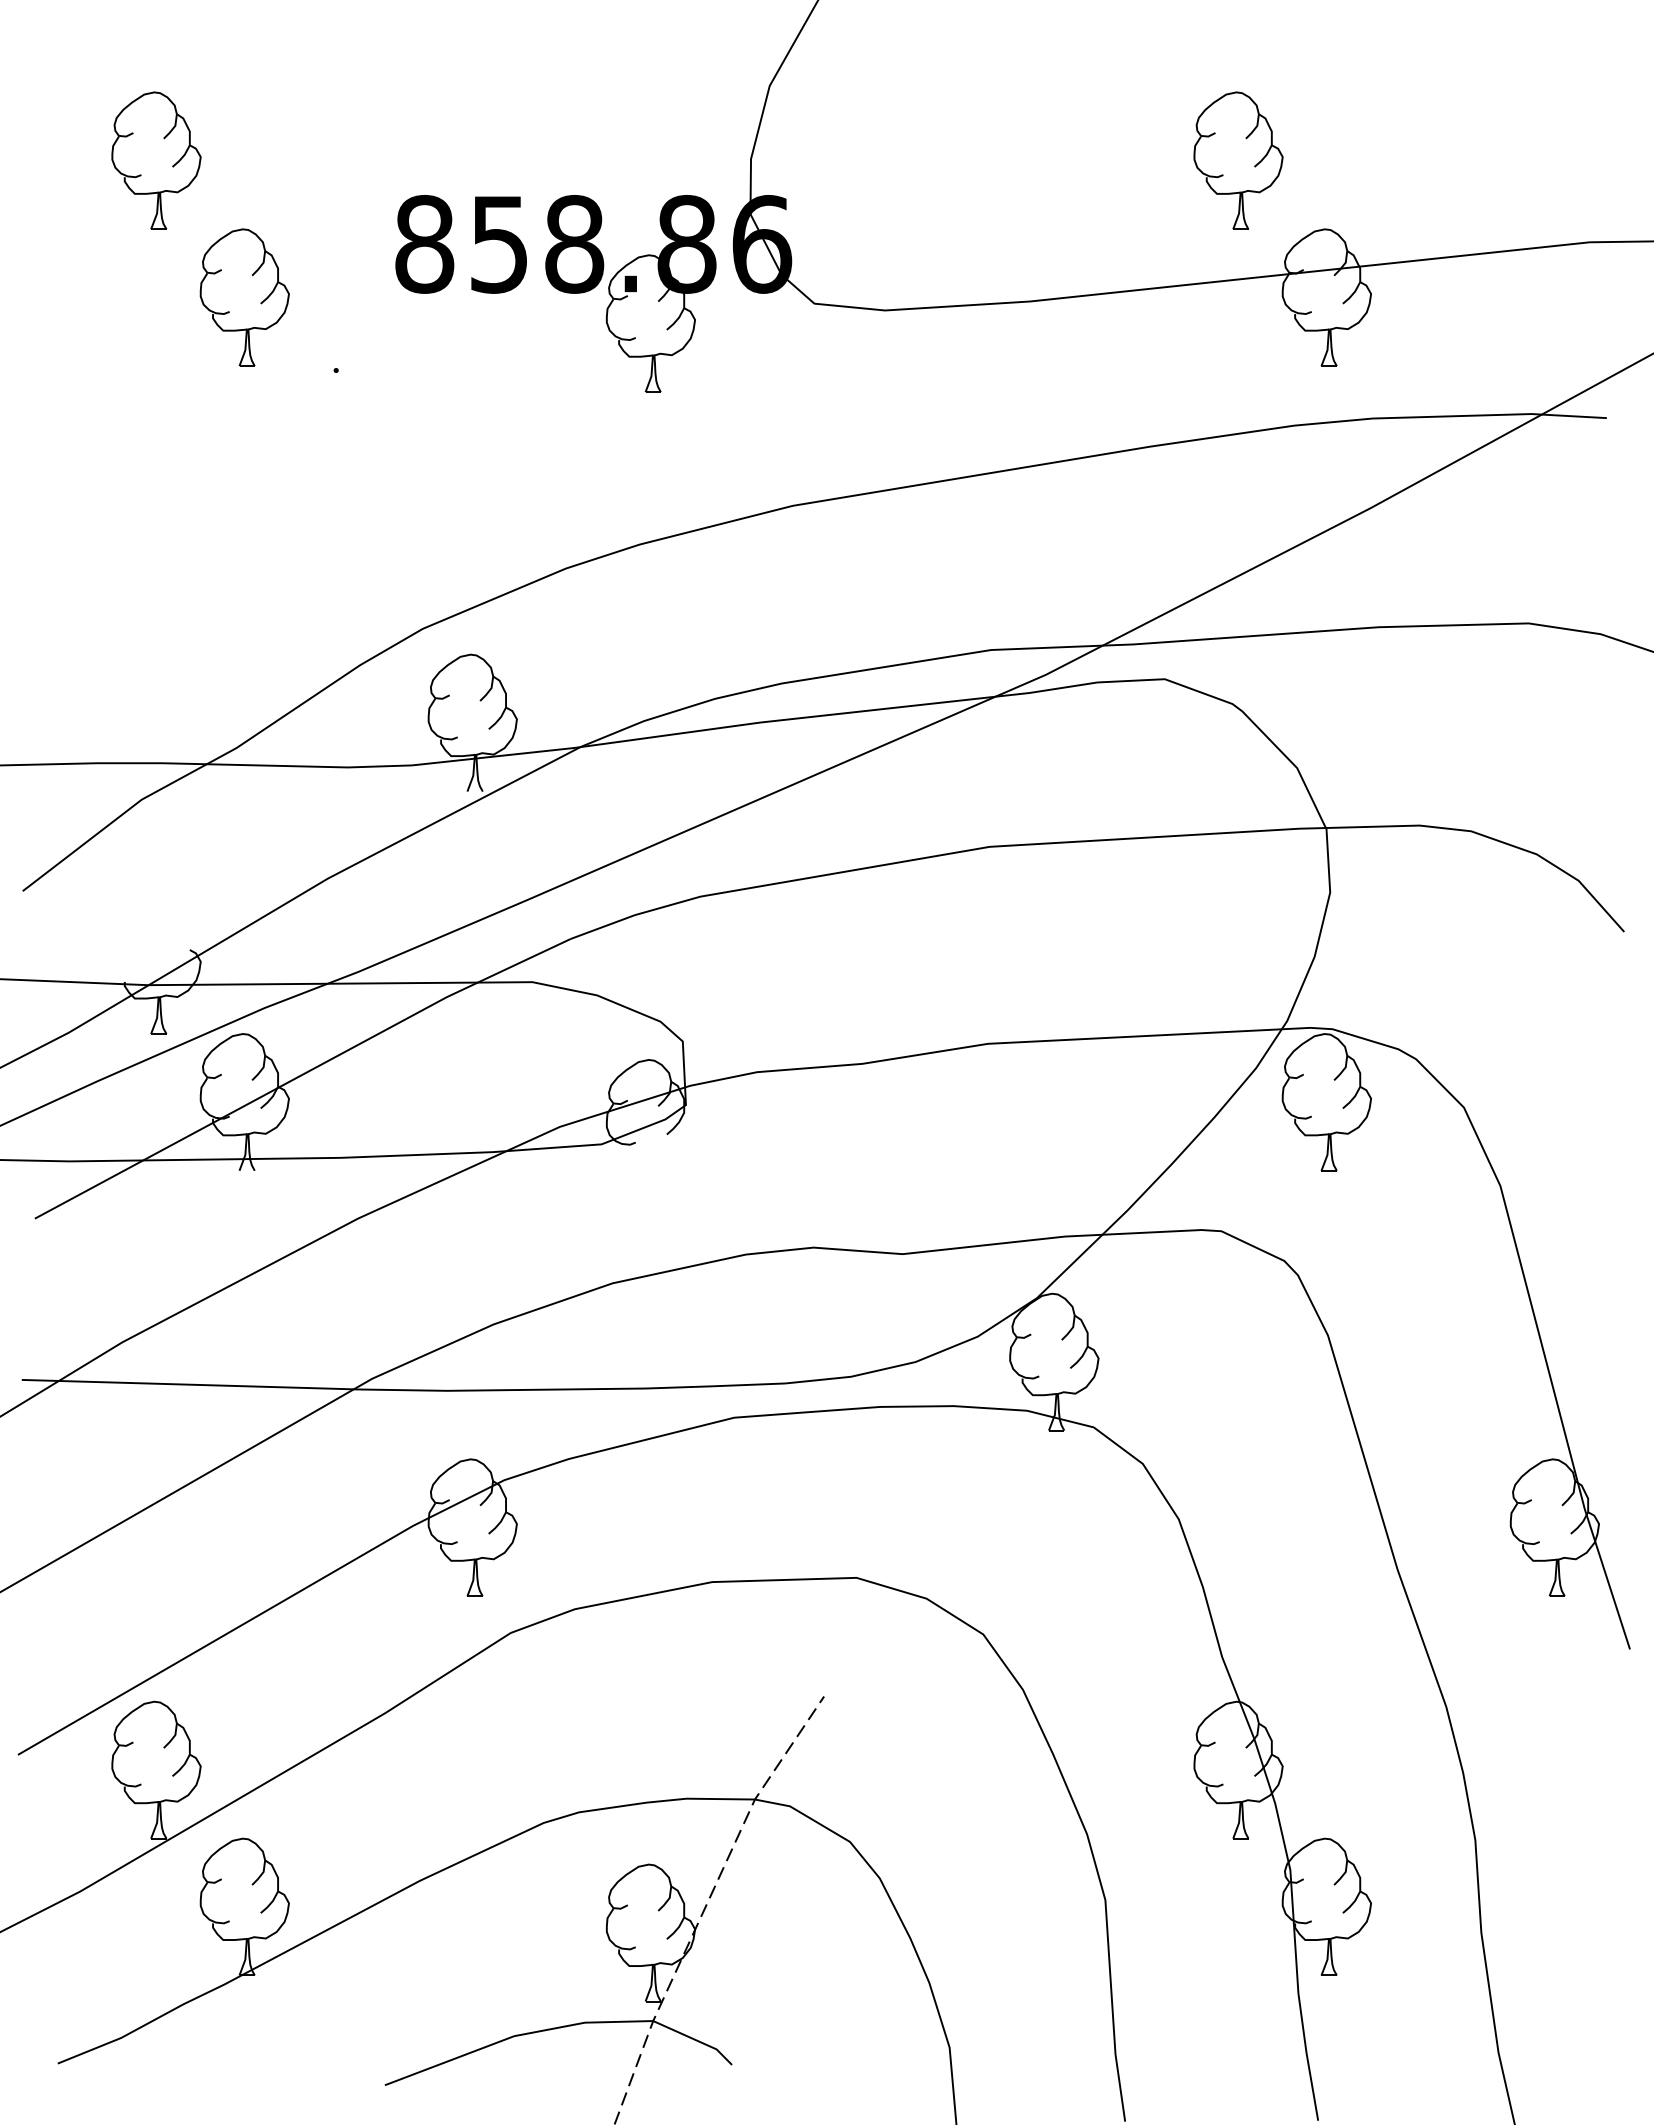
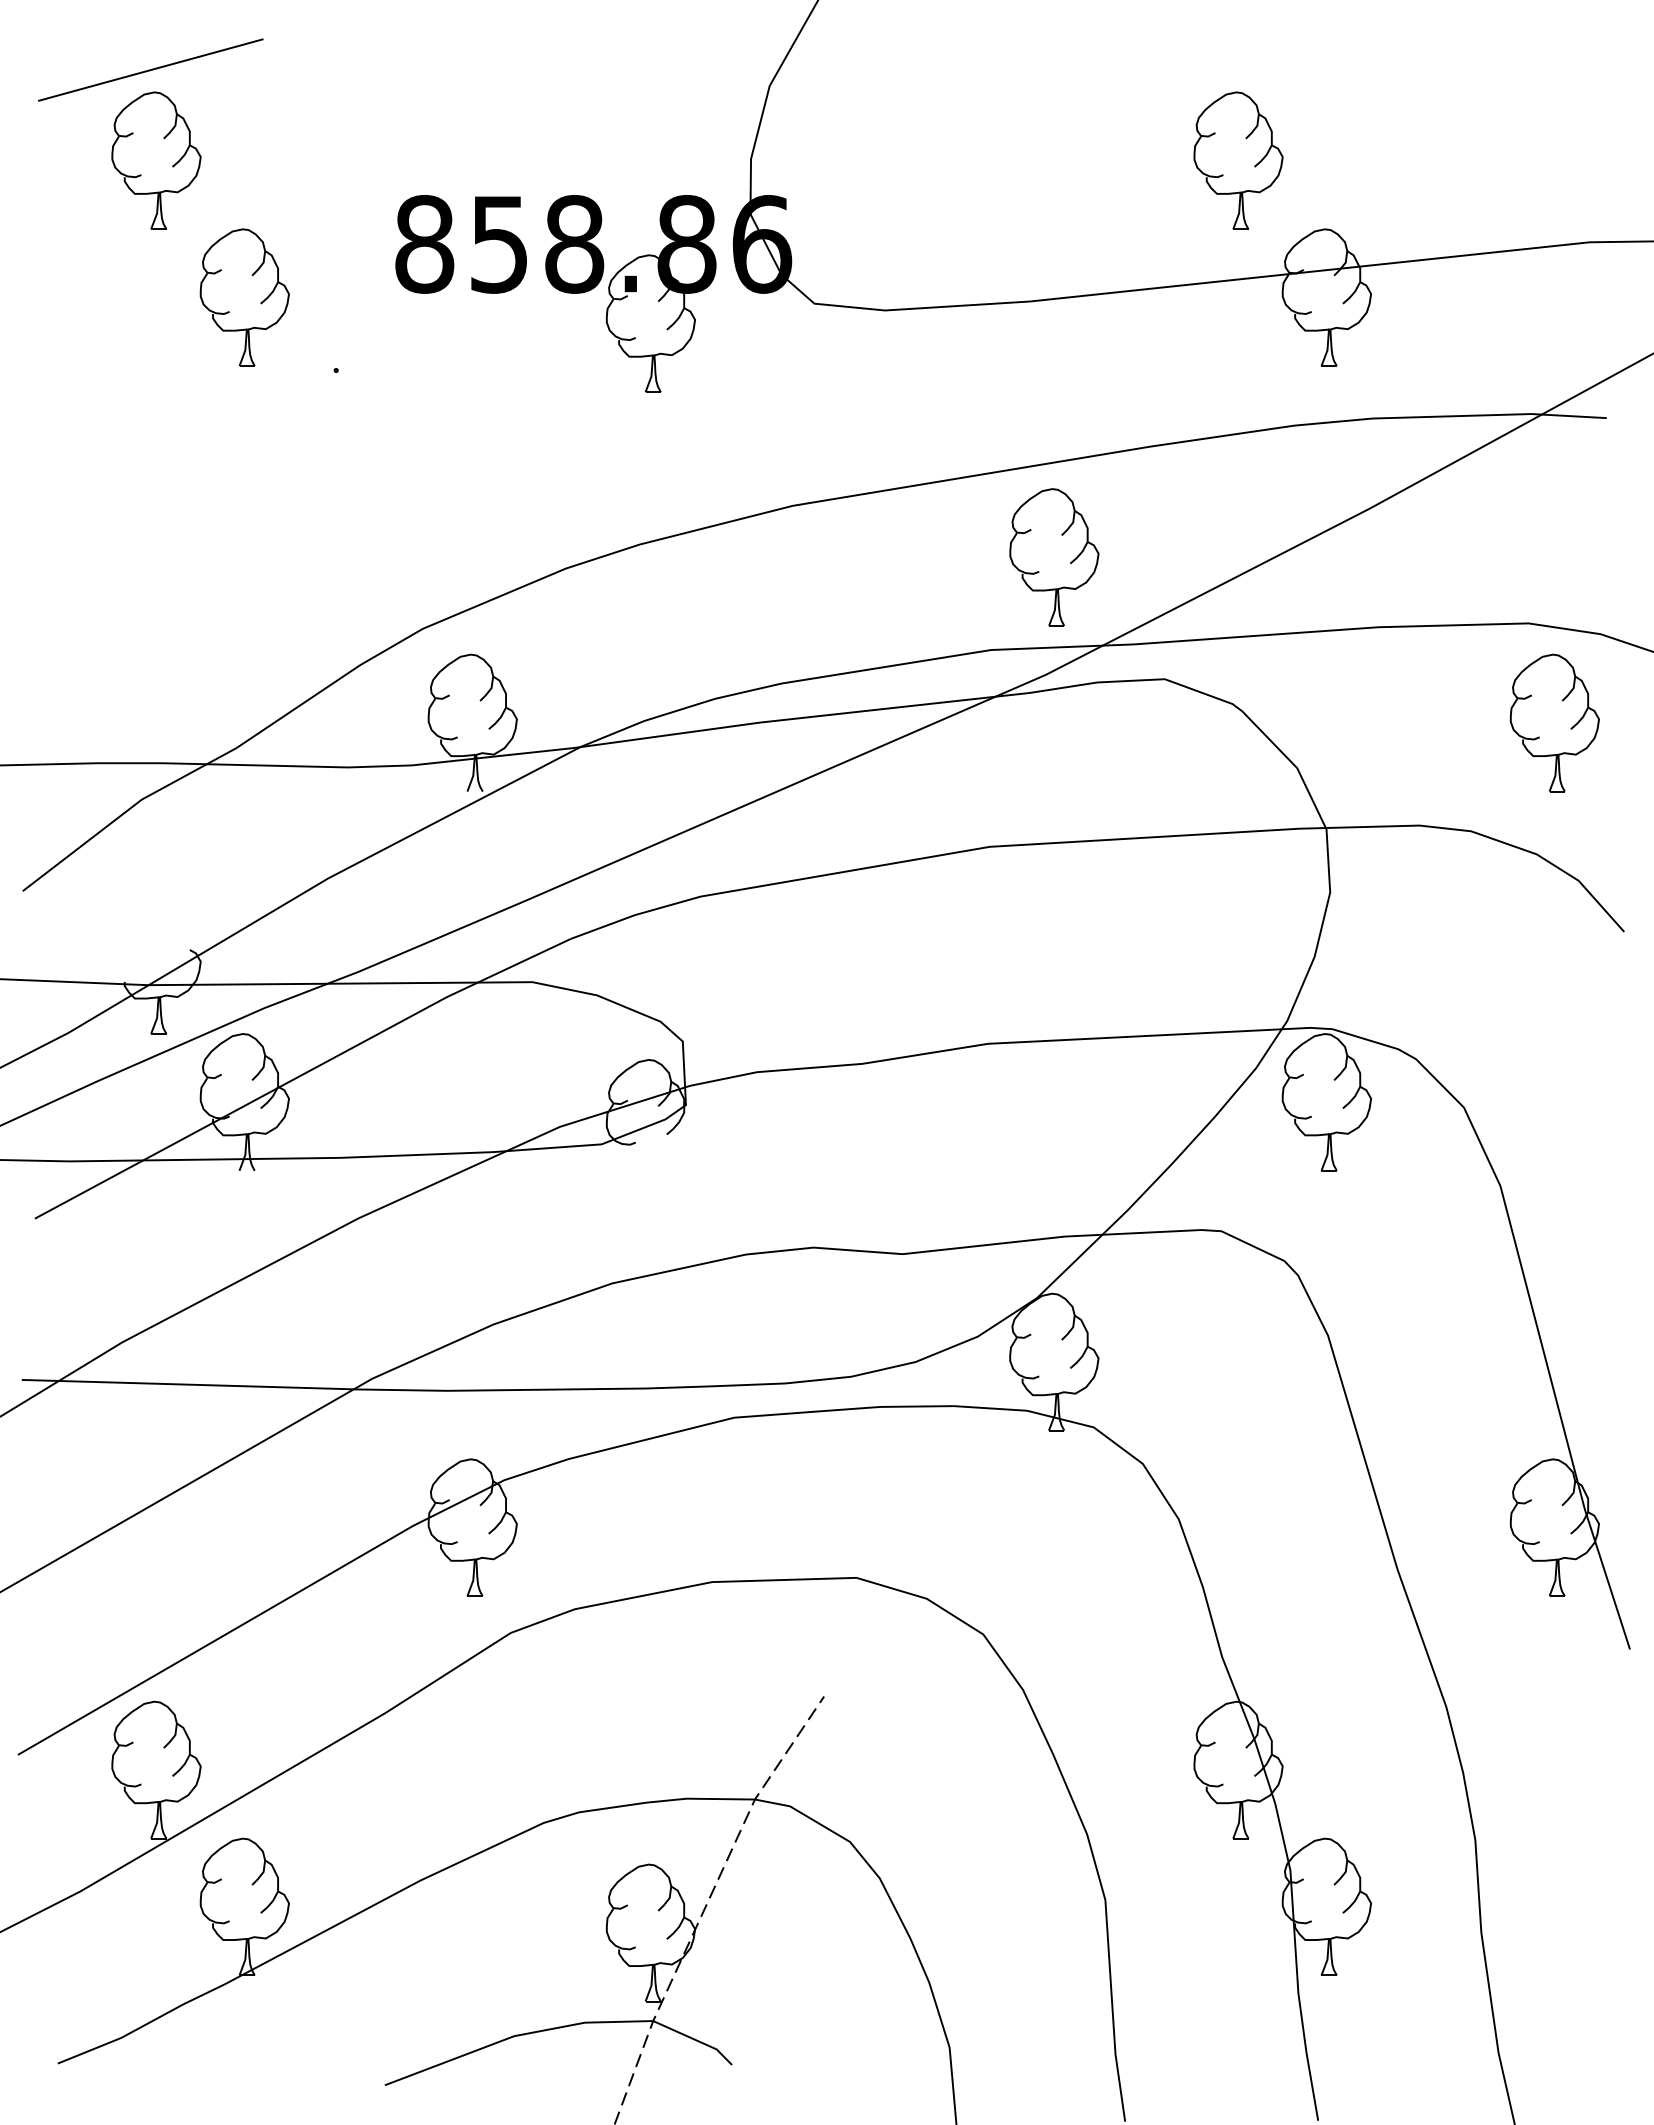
line: none -> present (150, 69)
part: none -> present (1054, 557)
part: none -> present (1554, 722)
